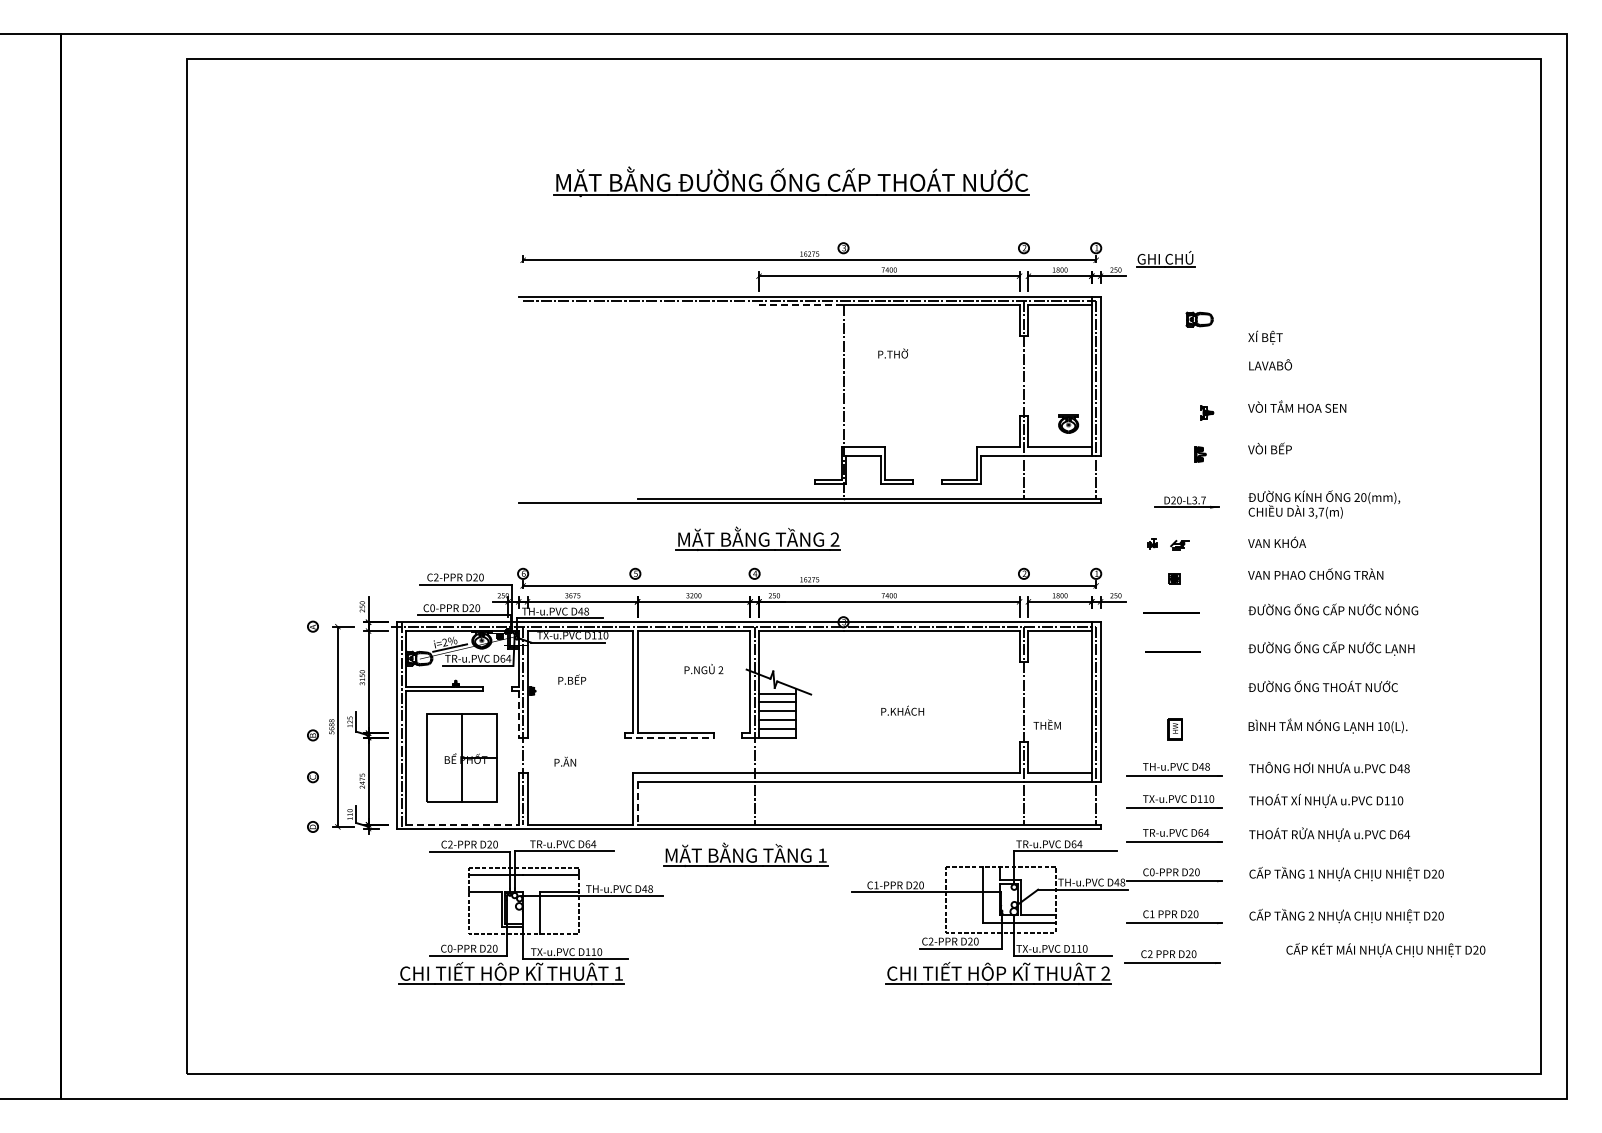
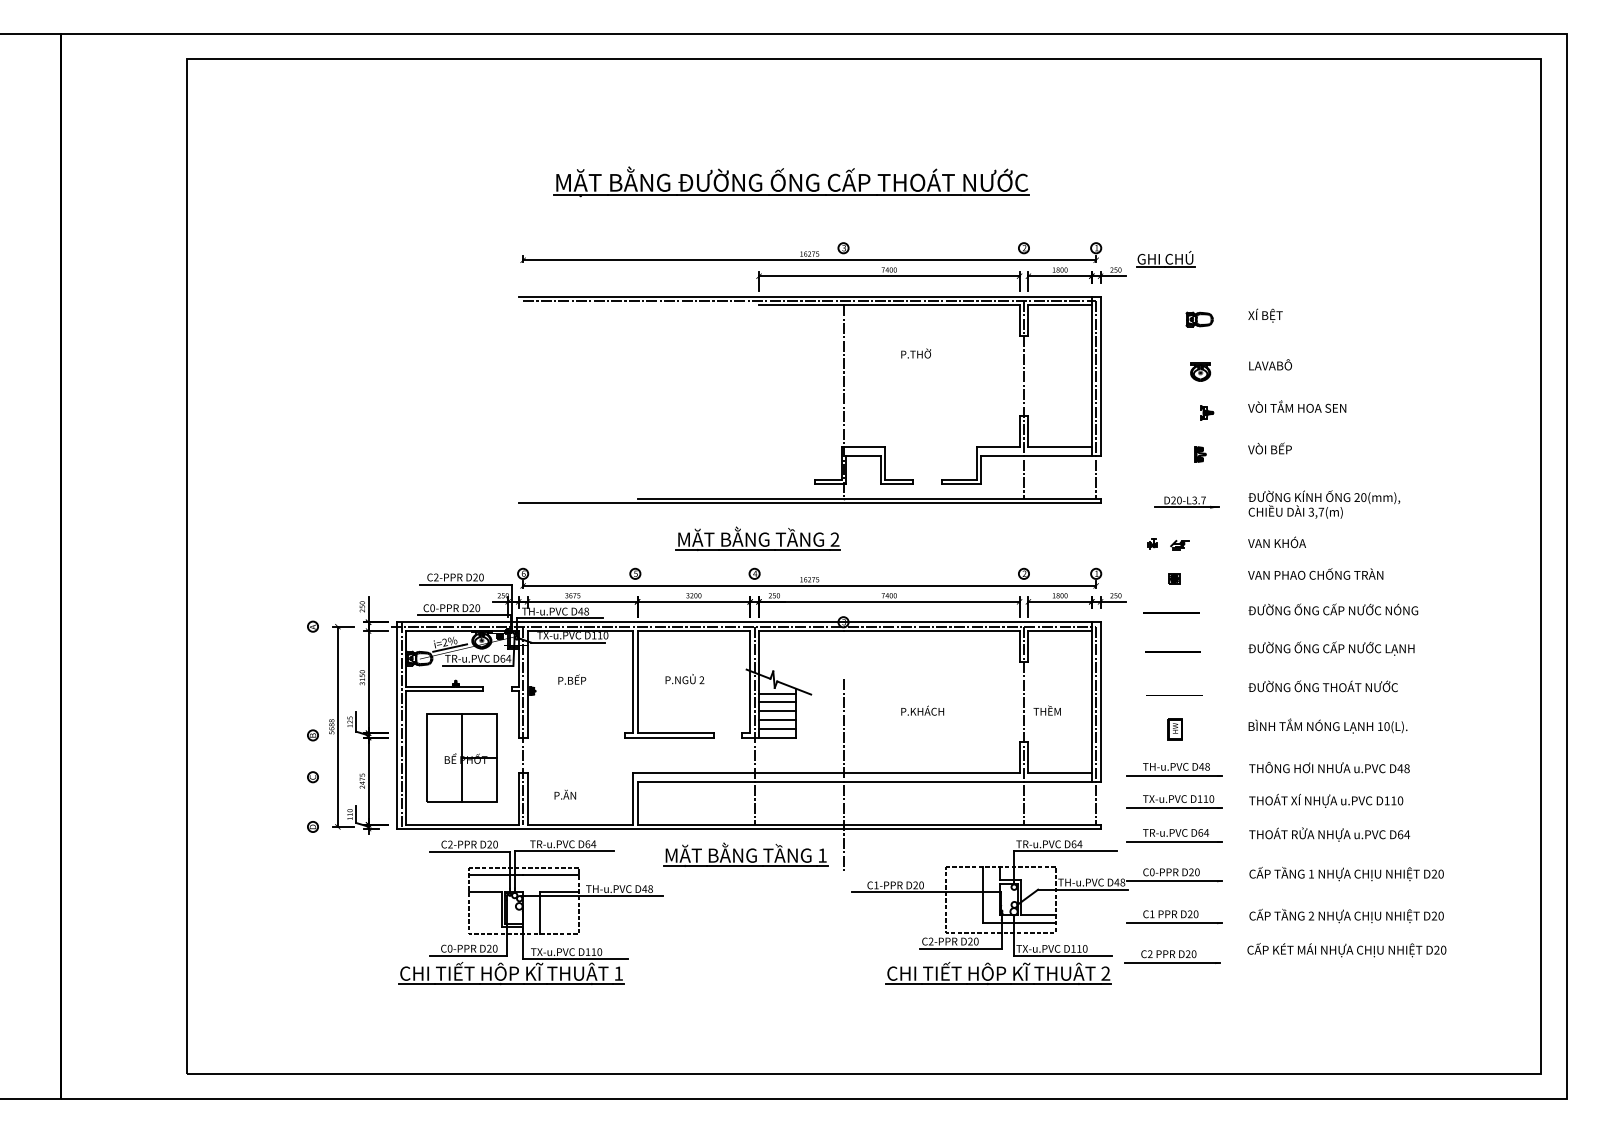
line: dashed -> solid (801, 305)
text position: (1265, 337) -> (1265, 315) (1265, 315)
text position: (892, 353) -> (915, 353) (915, 353)
part position: (1068, 423) -> (1200, 371) (1200, 371)
text position: (703, 669) -> (684, 679) (684, 679)
line: none -> present (1174, 695)
text position: (902, 710) -> (922, 710) (922, 710)
line: dashed -> solid (518, 714)
text position: (1046, 724) -> (1046, 710) (1046, 710)
line: dashed -> solid (670, 737)
text position: (565, 761) -> (565, 794) (565, 794)
line: none -> present (843, 776)
line: dashed -> solid (637, 803)
line: dashed -> solid (462, 824)
text position: (1385, 950) -> (1346, 950) (1346, 950)
